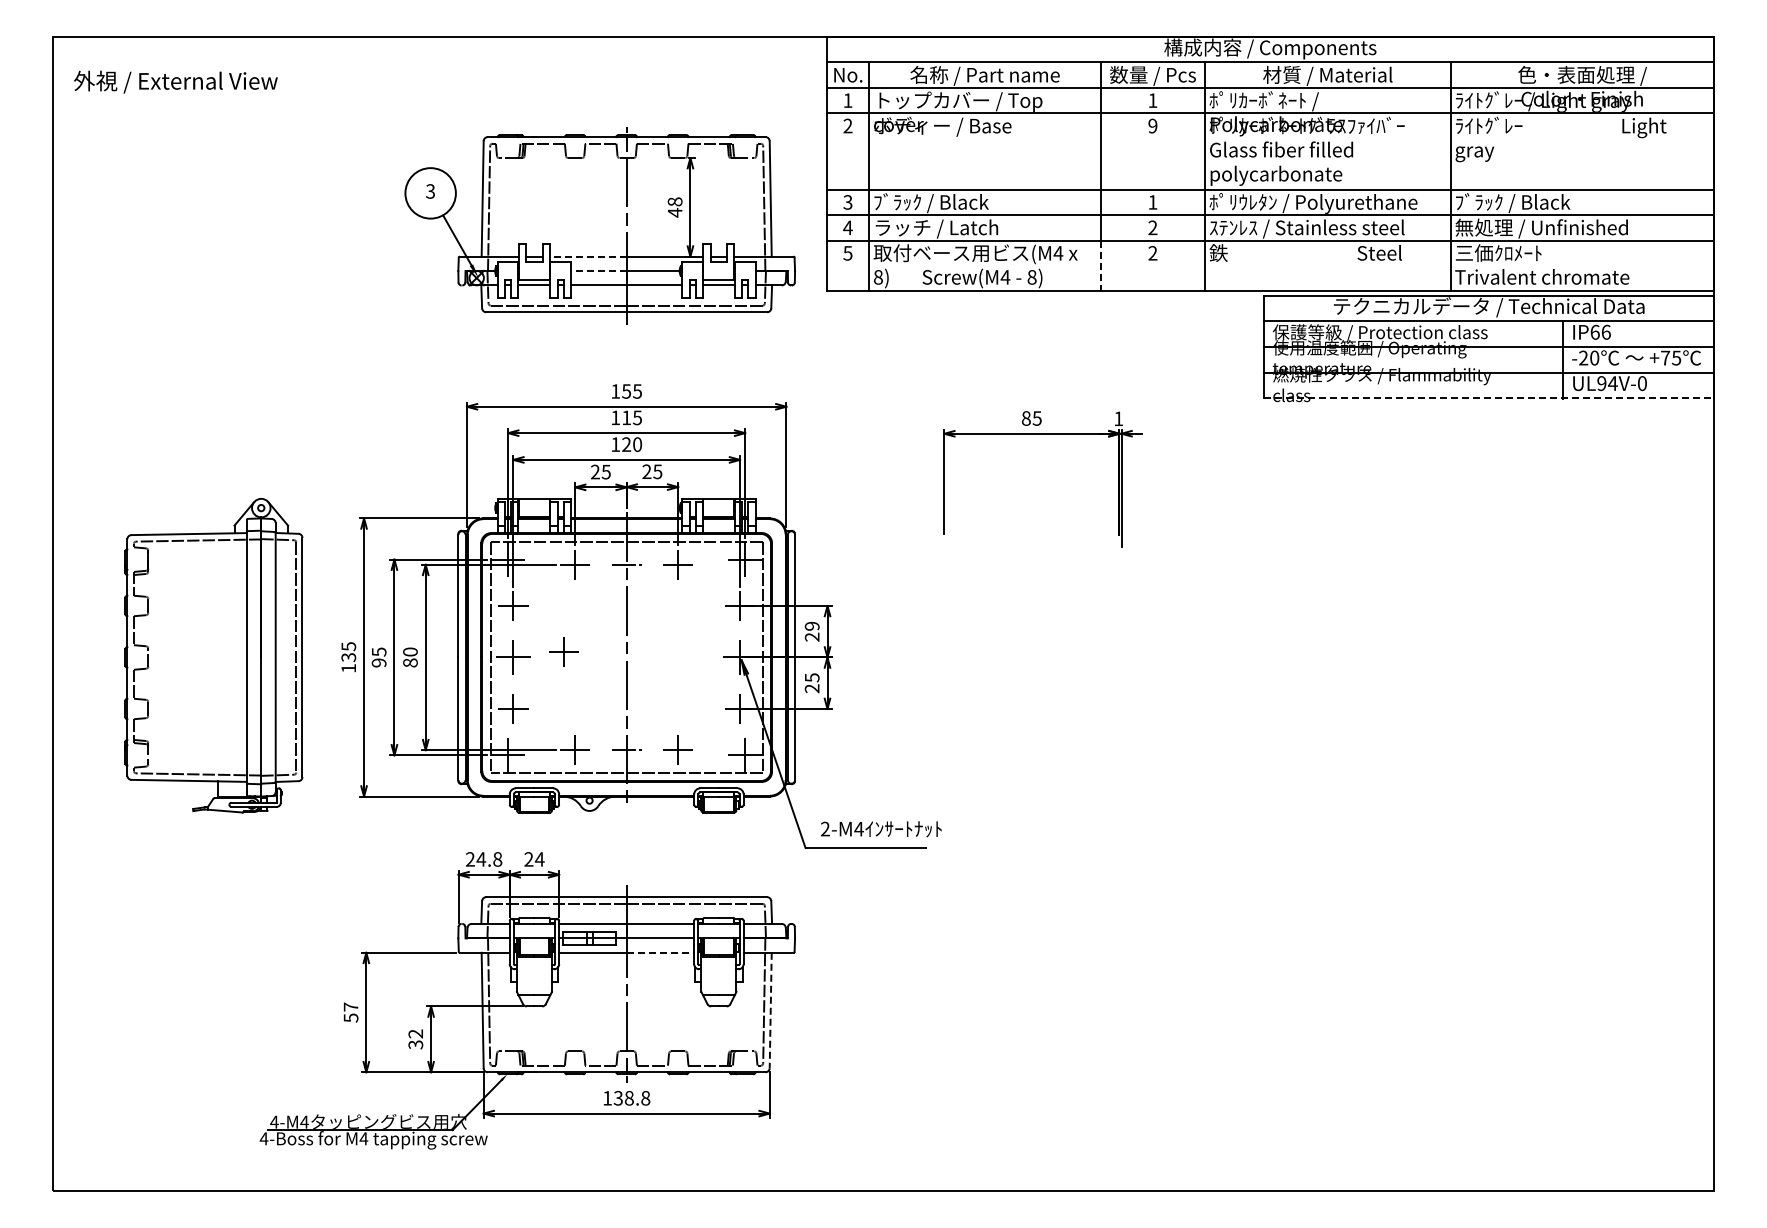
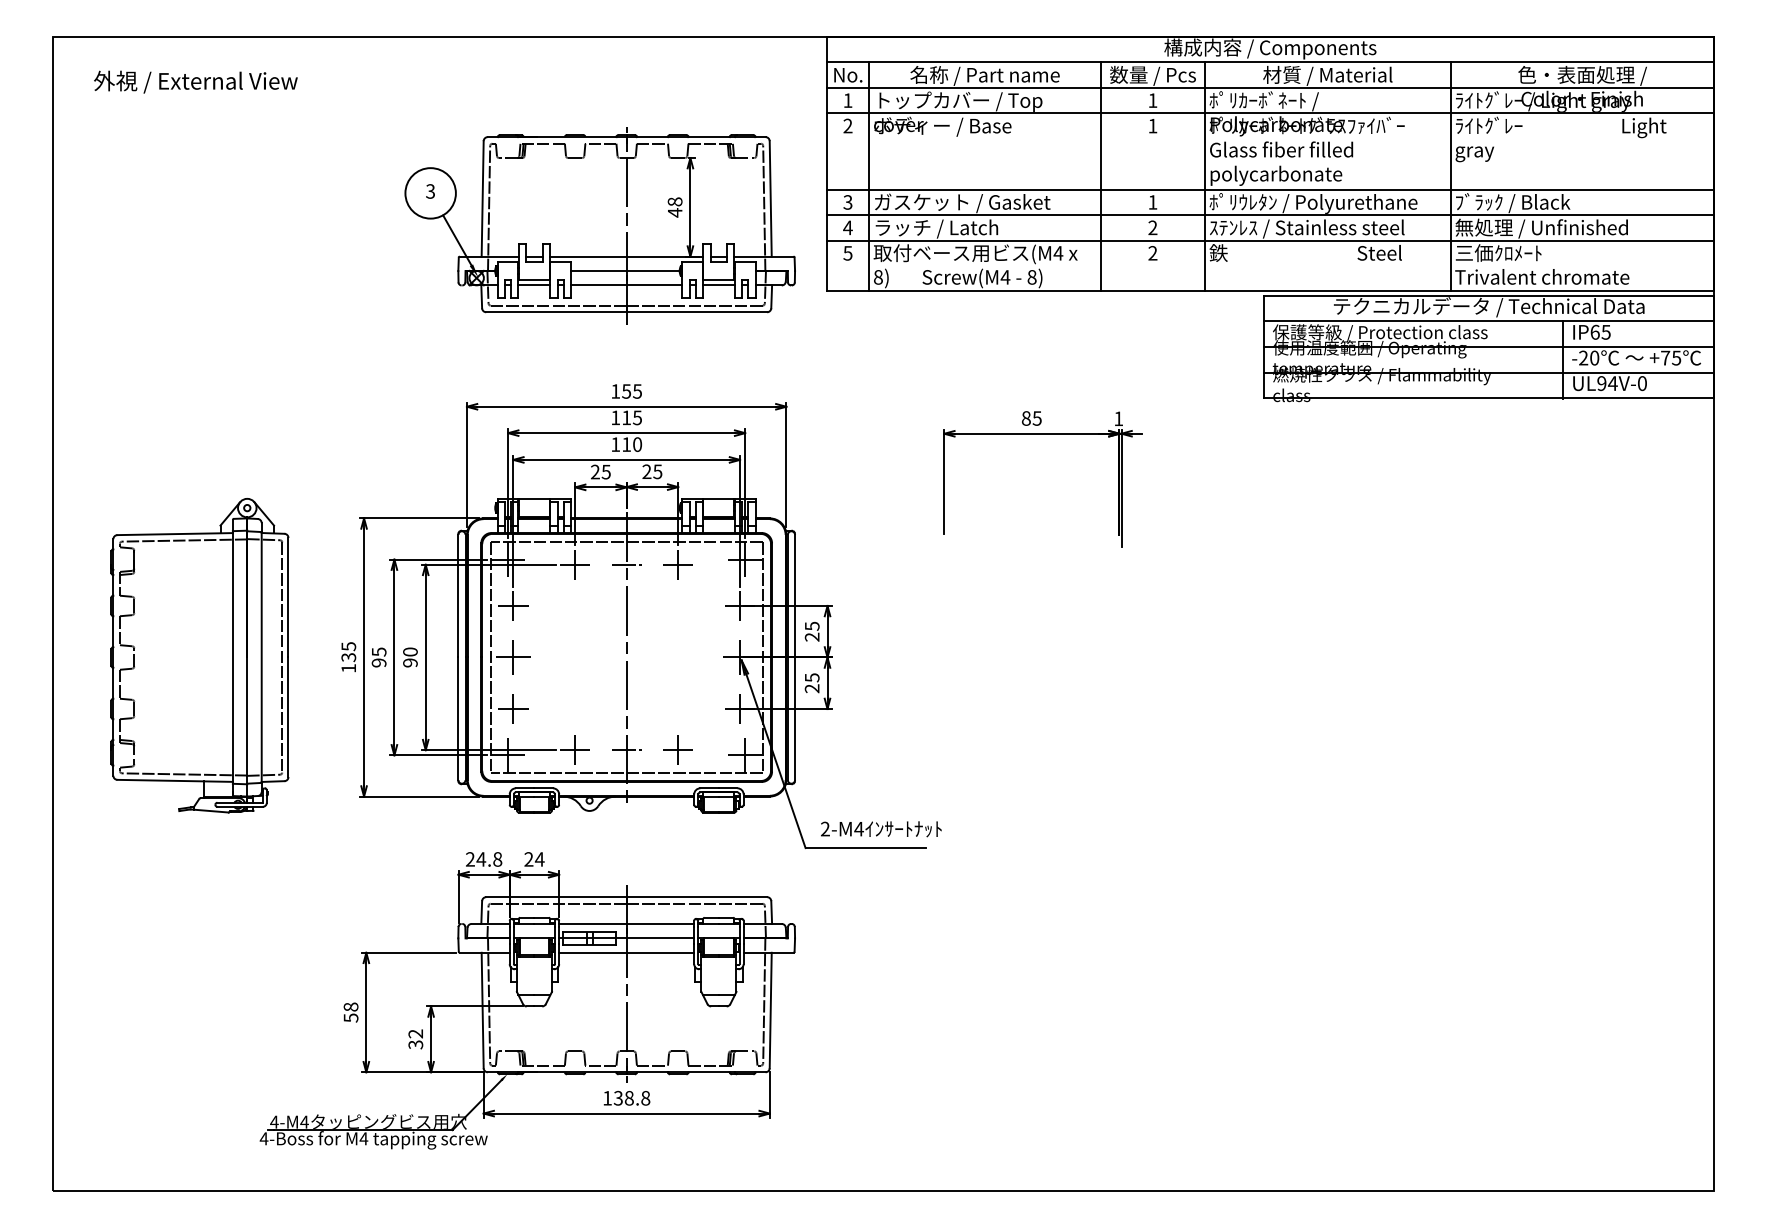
text position: (175, 81) -> (195, 81) (195, 81)
text: 9 -> 1 (1152, 125)
text: ﾌﾞﾗｯｸ / Black -> ガスケット / Gasket (962, 203)
line: dashed -> solid (587, 256)
line: dashed -> solid (1100, 266)
line: dashed -> solid (598, 271)
text: IP66 -> IP65 (1605, 331)
line: dashed -> solid (1489, 398)
text: 120 -> 110 (626, 444)
text: 29 -> 25 (811, 625)
part: present -> none (563, 651)
part position: (213, 655) -> (199, 655) (199, 655)
text: 80 -> 90 (410, 662)
line: dashed -> solid (660, 952)
text: 57 -> 58 (350, 1006)
line: dashed -> solid (770, 1010)
